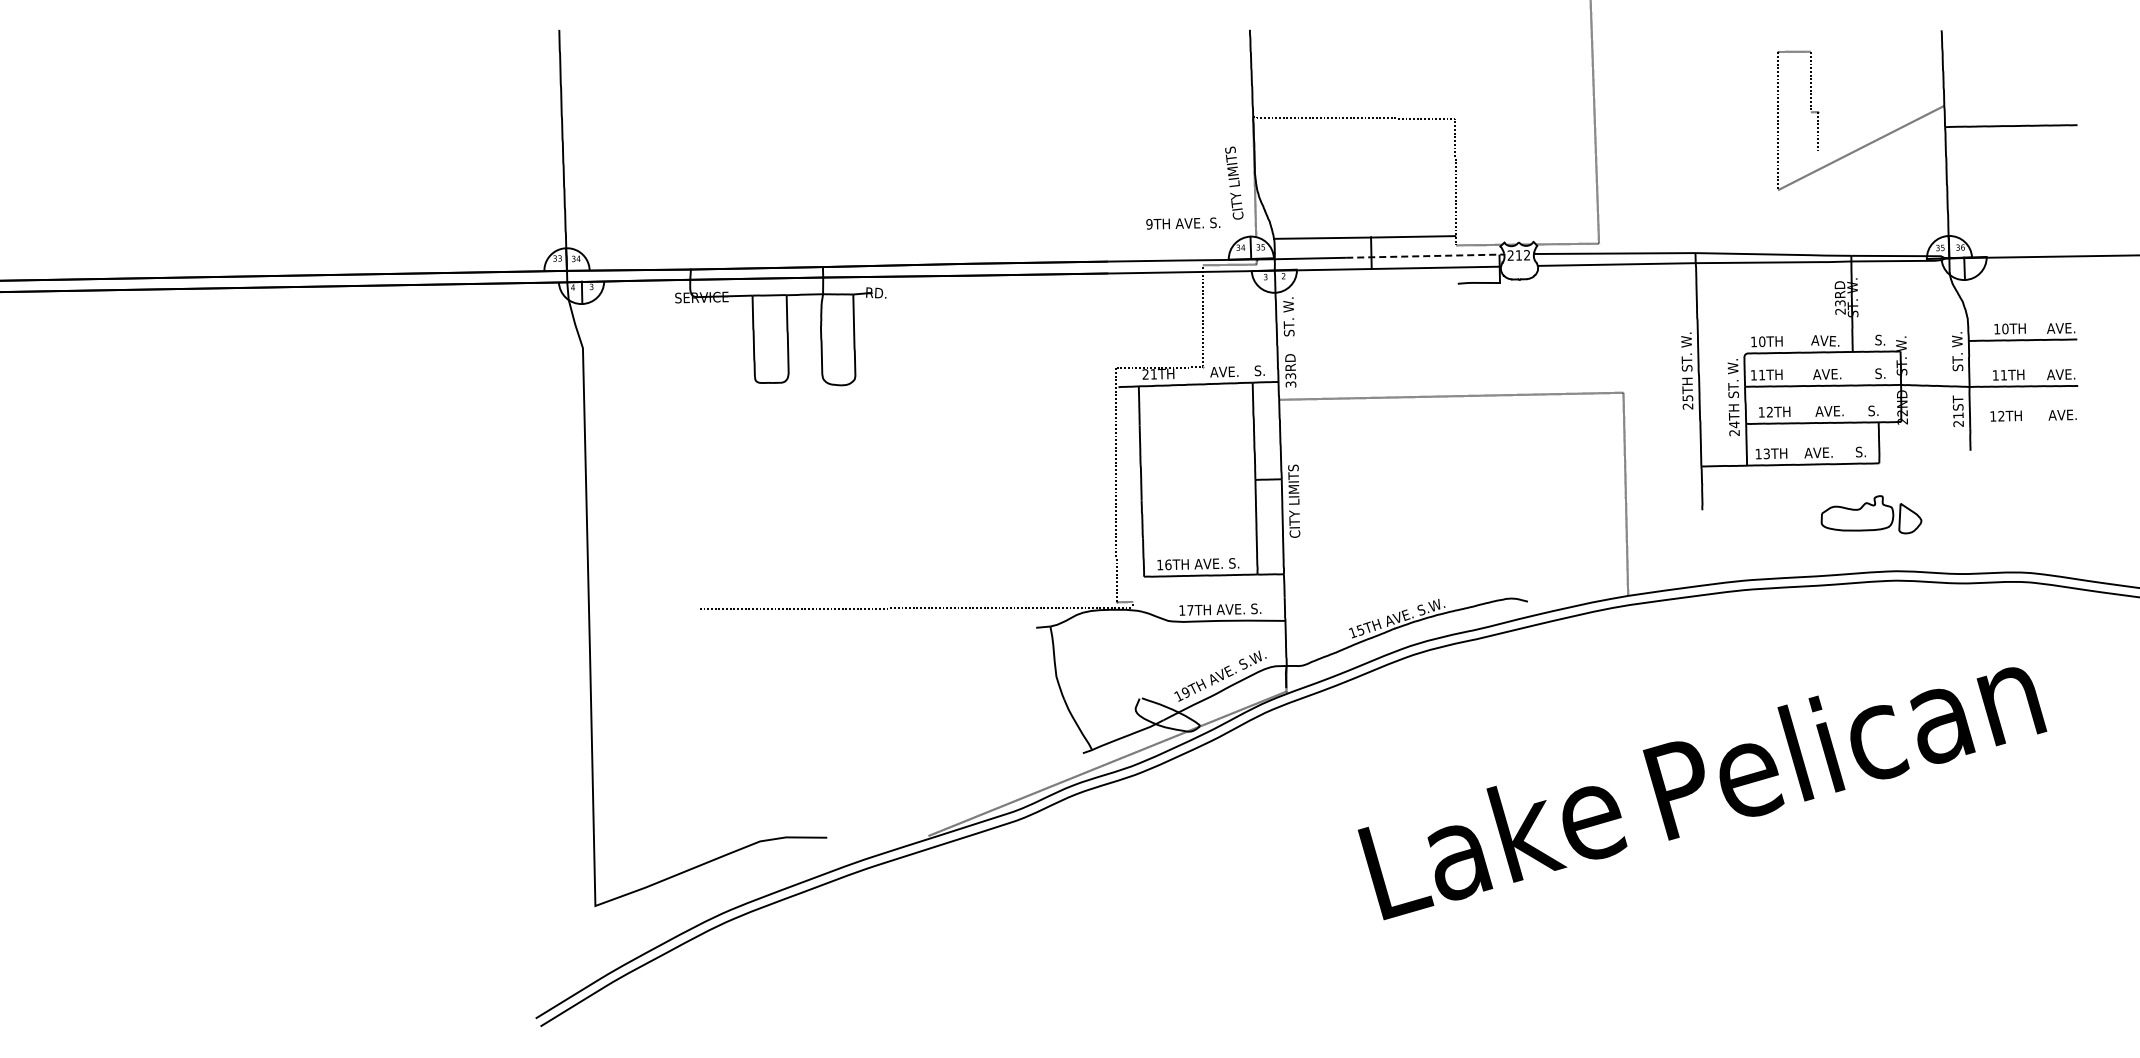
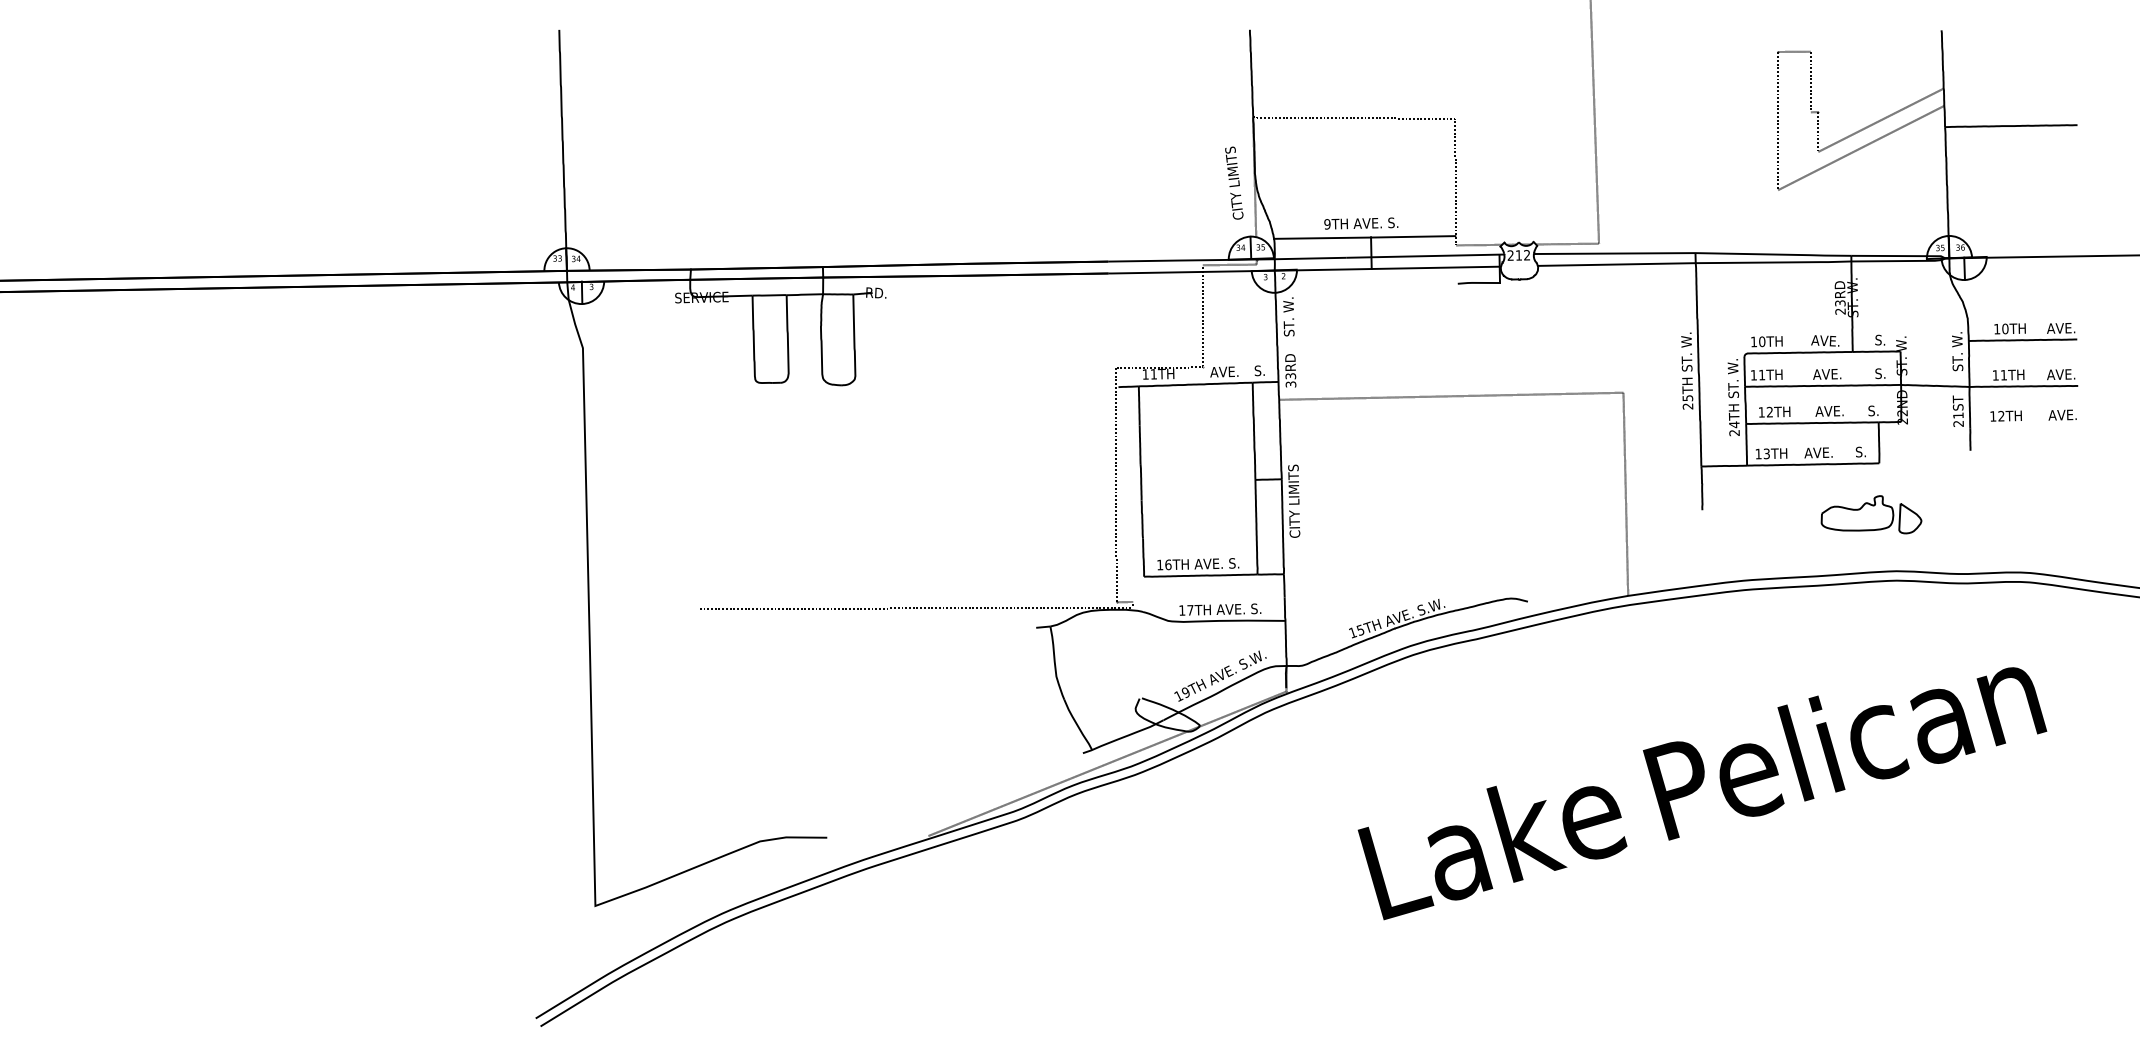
line: none -> present (1880, 119)
text position: (1183, 223) -> (1361, 223) (1361, 223)
line: dashed -> solid (1425, 256)
text: 21TH -> 11TH (1145, 374)
